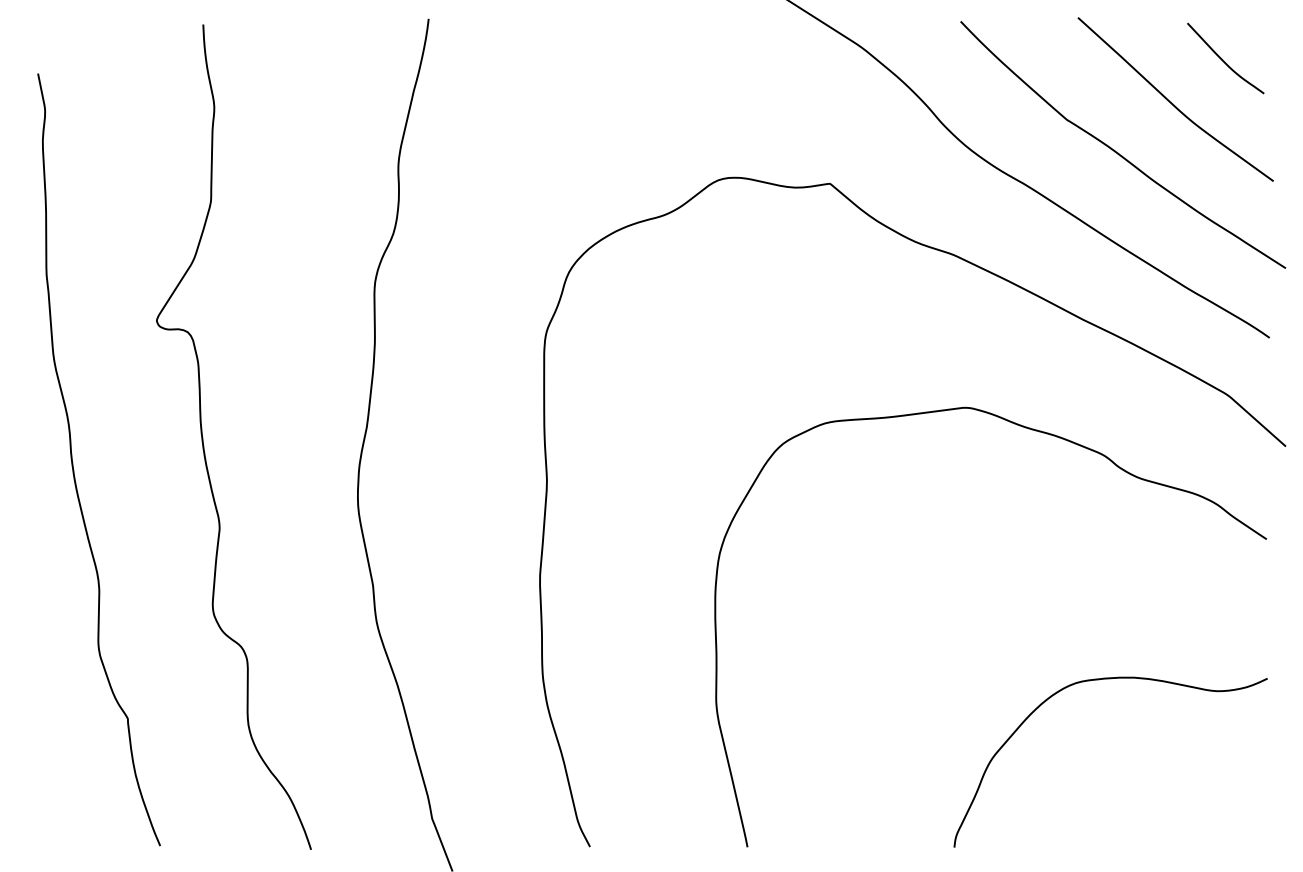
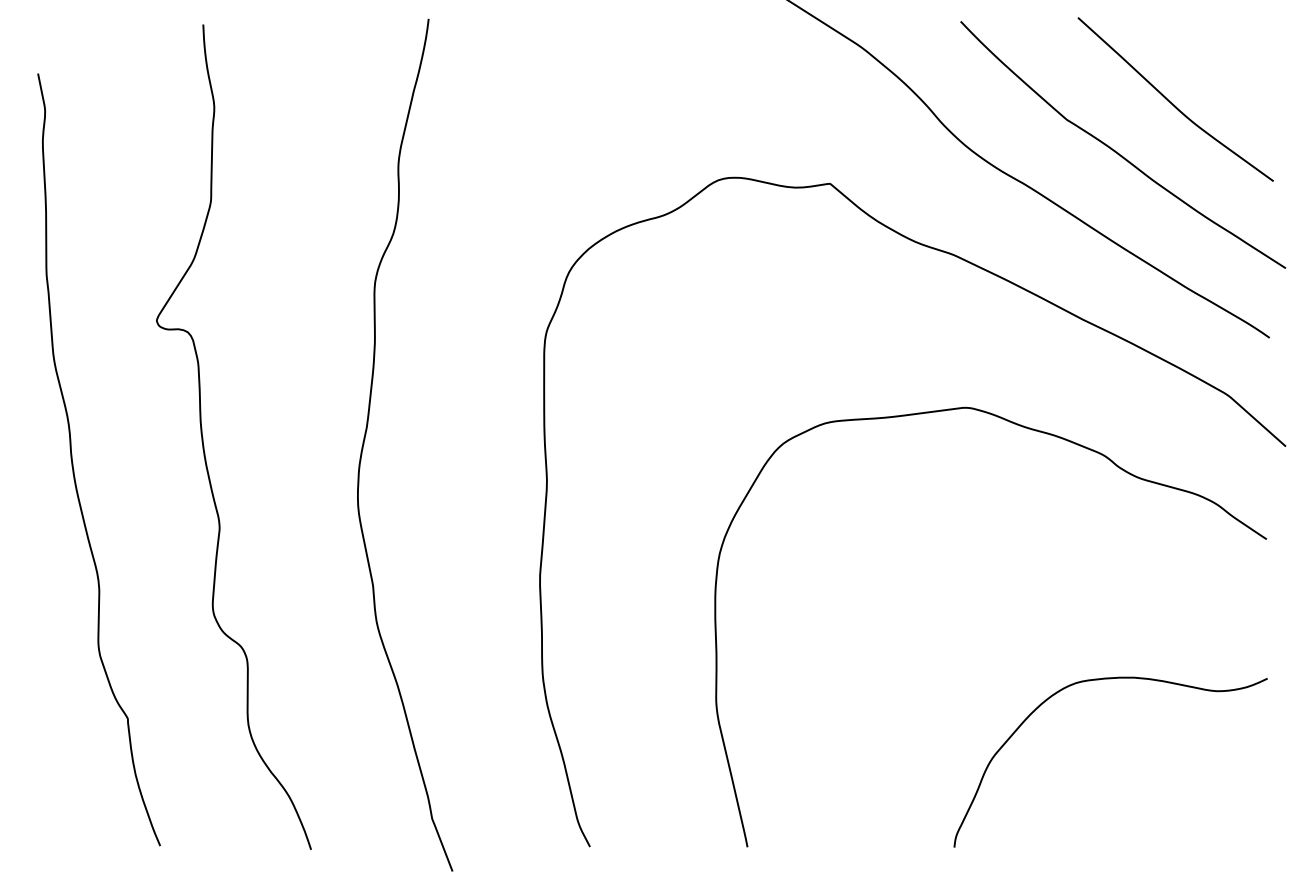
curve: present -> none (1223, 59)
